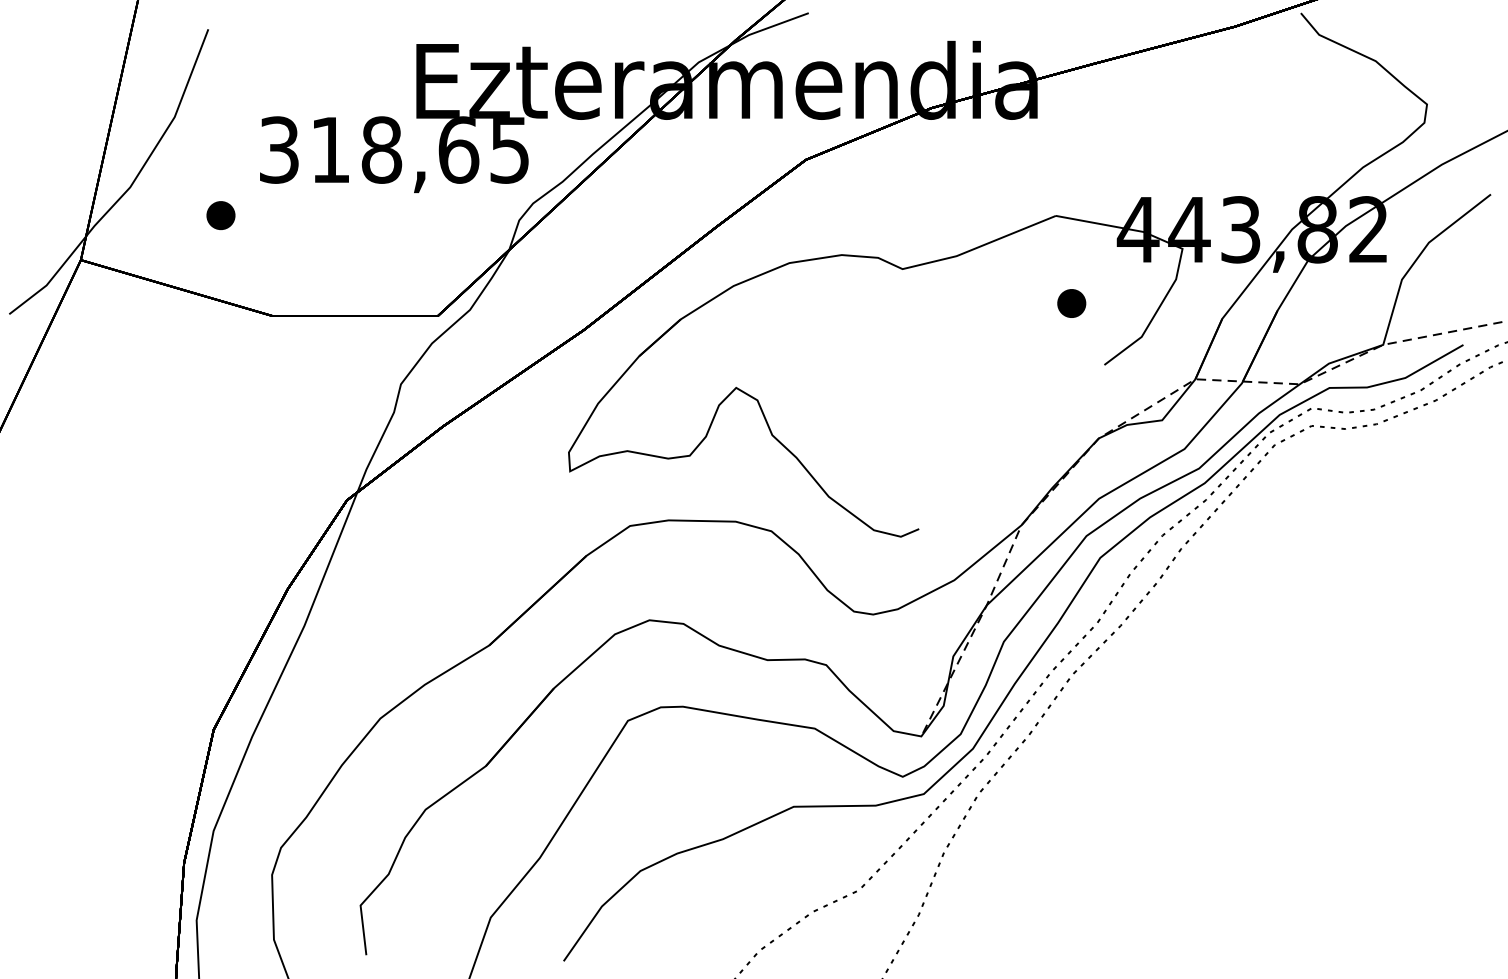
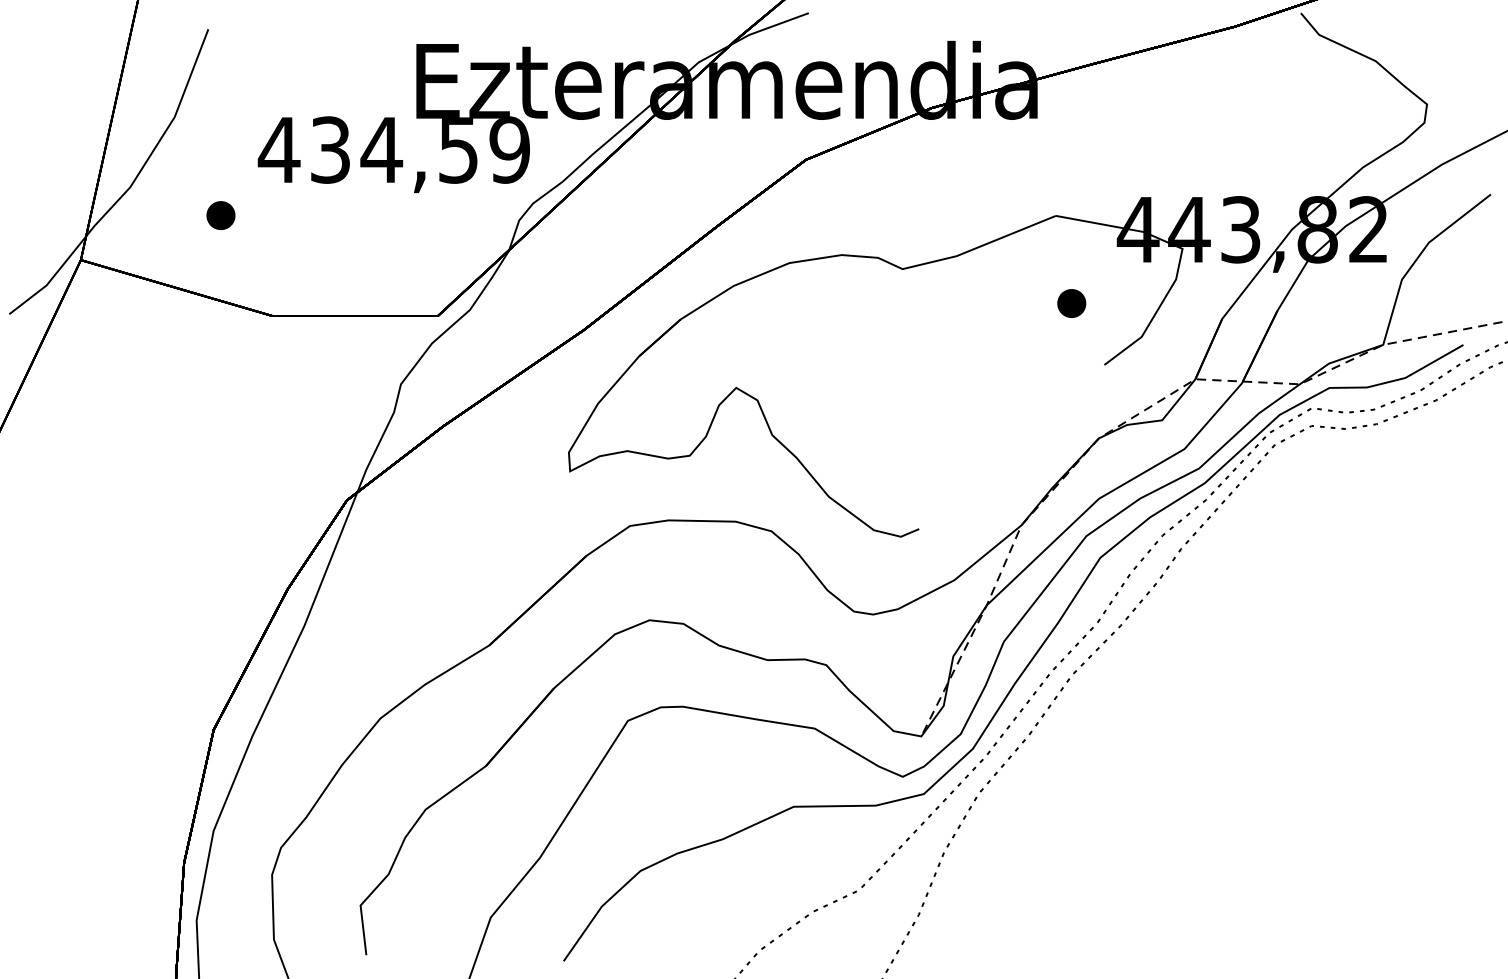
text: 318,65 -> 434,59 (393, 149)
